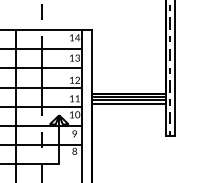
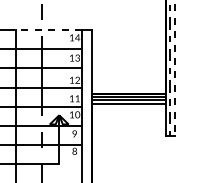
line: solid -> dashed (47, 29)
line: solid -> dashed (175, 68)
